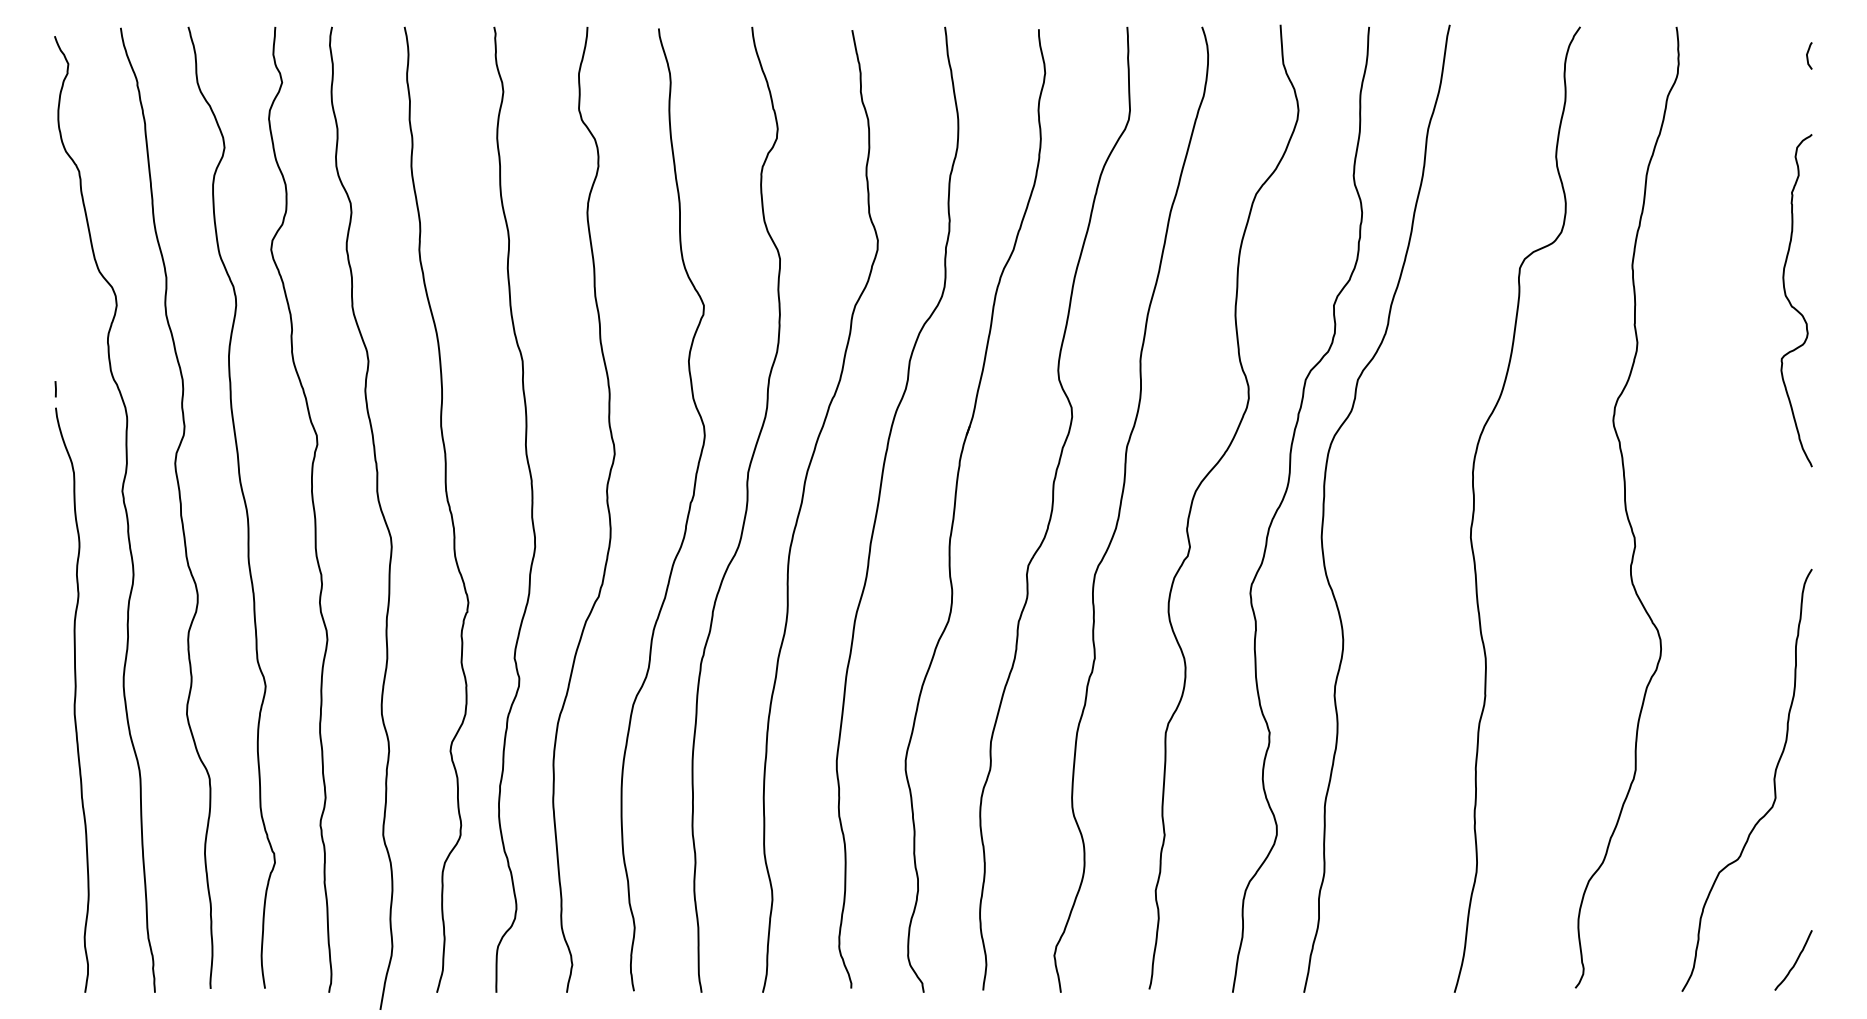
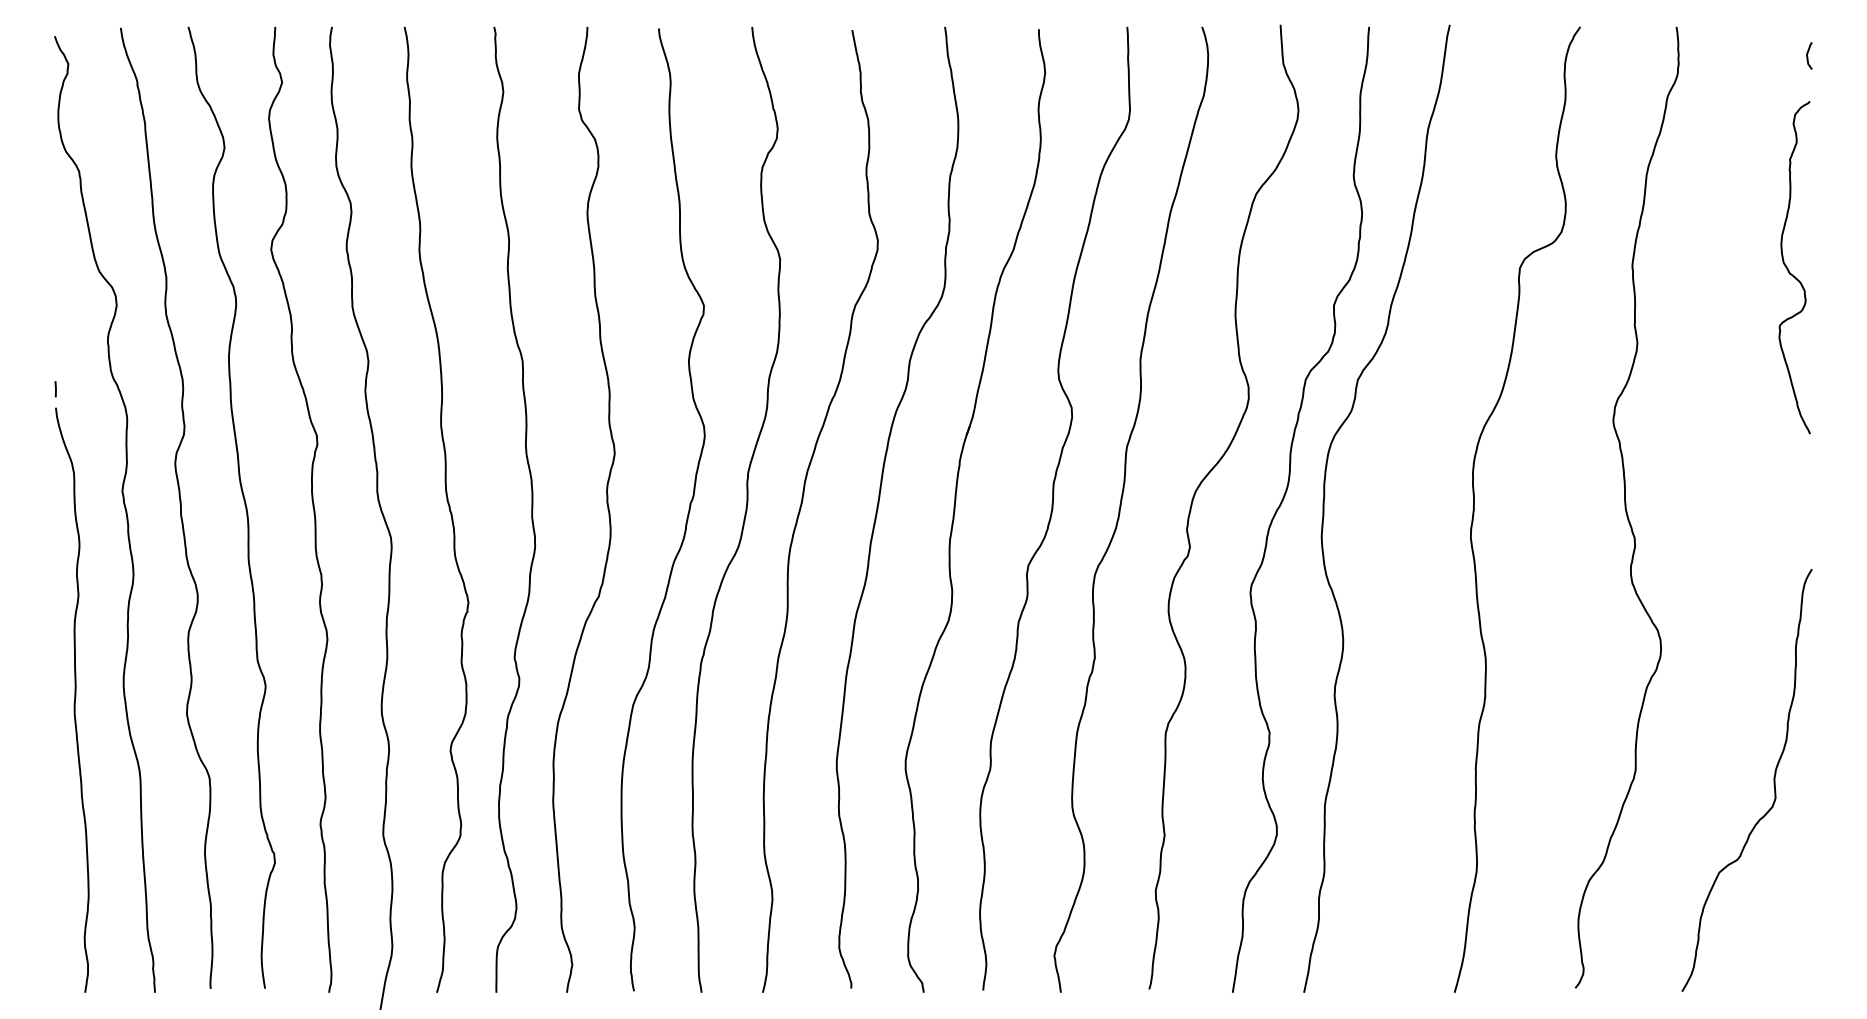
curve position: (1791, 303) -> (1789, 270) (1789, 270)
curve: present -> none (1795, 960)
